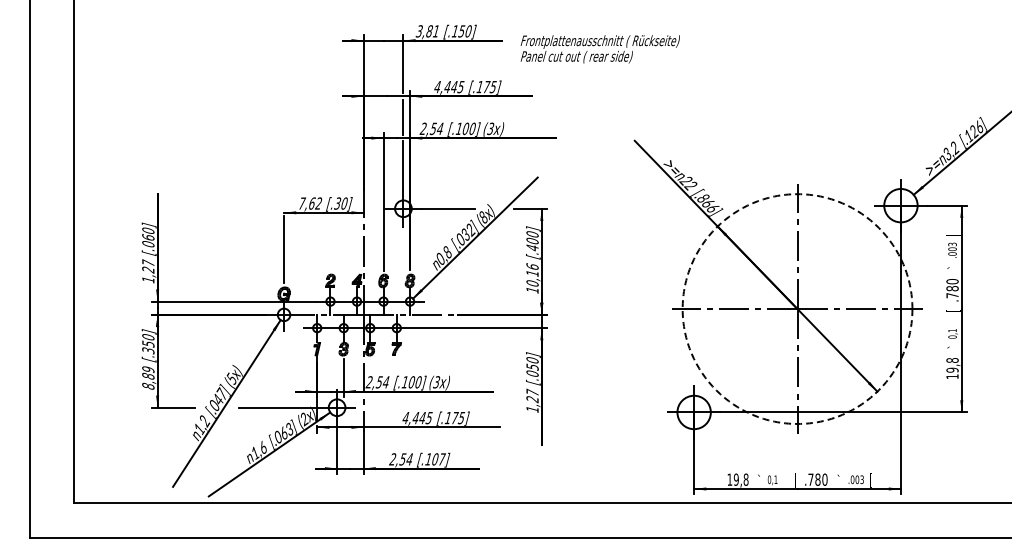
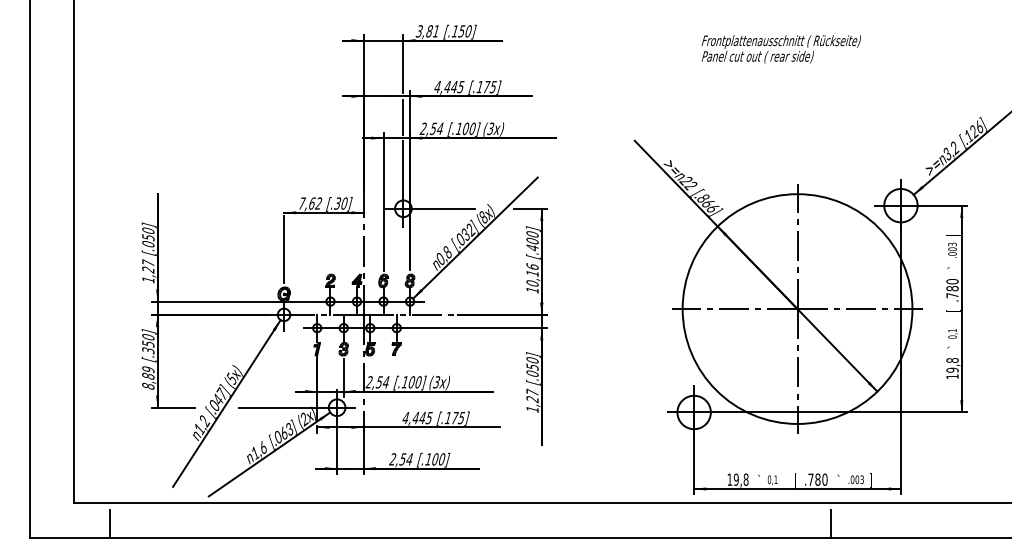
text position: (599, 49) -> (780, 49) (780, 49)
text: [.060] -> [.050] (148, 237)
circle: dashed -> solid (797, 308)
text: [.107] -> [.100] (442, 459)
text: [ -> ] (870, 480)
line: none -> present (110, 524)
line: none -> present (831, 524)
